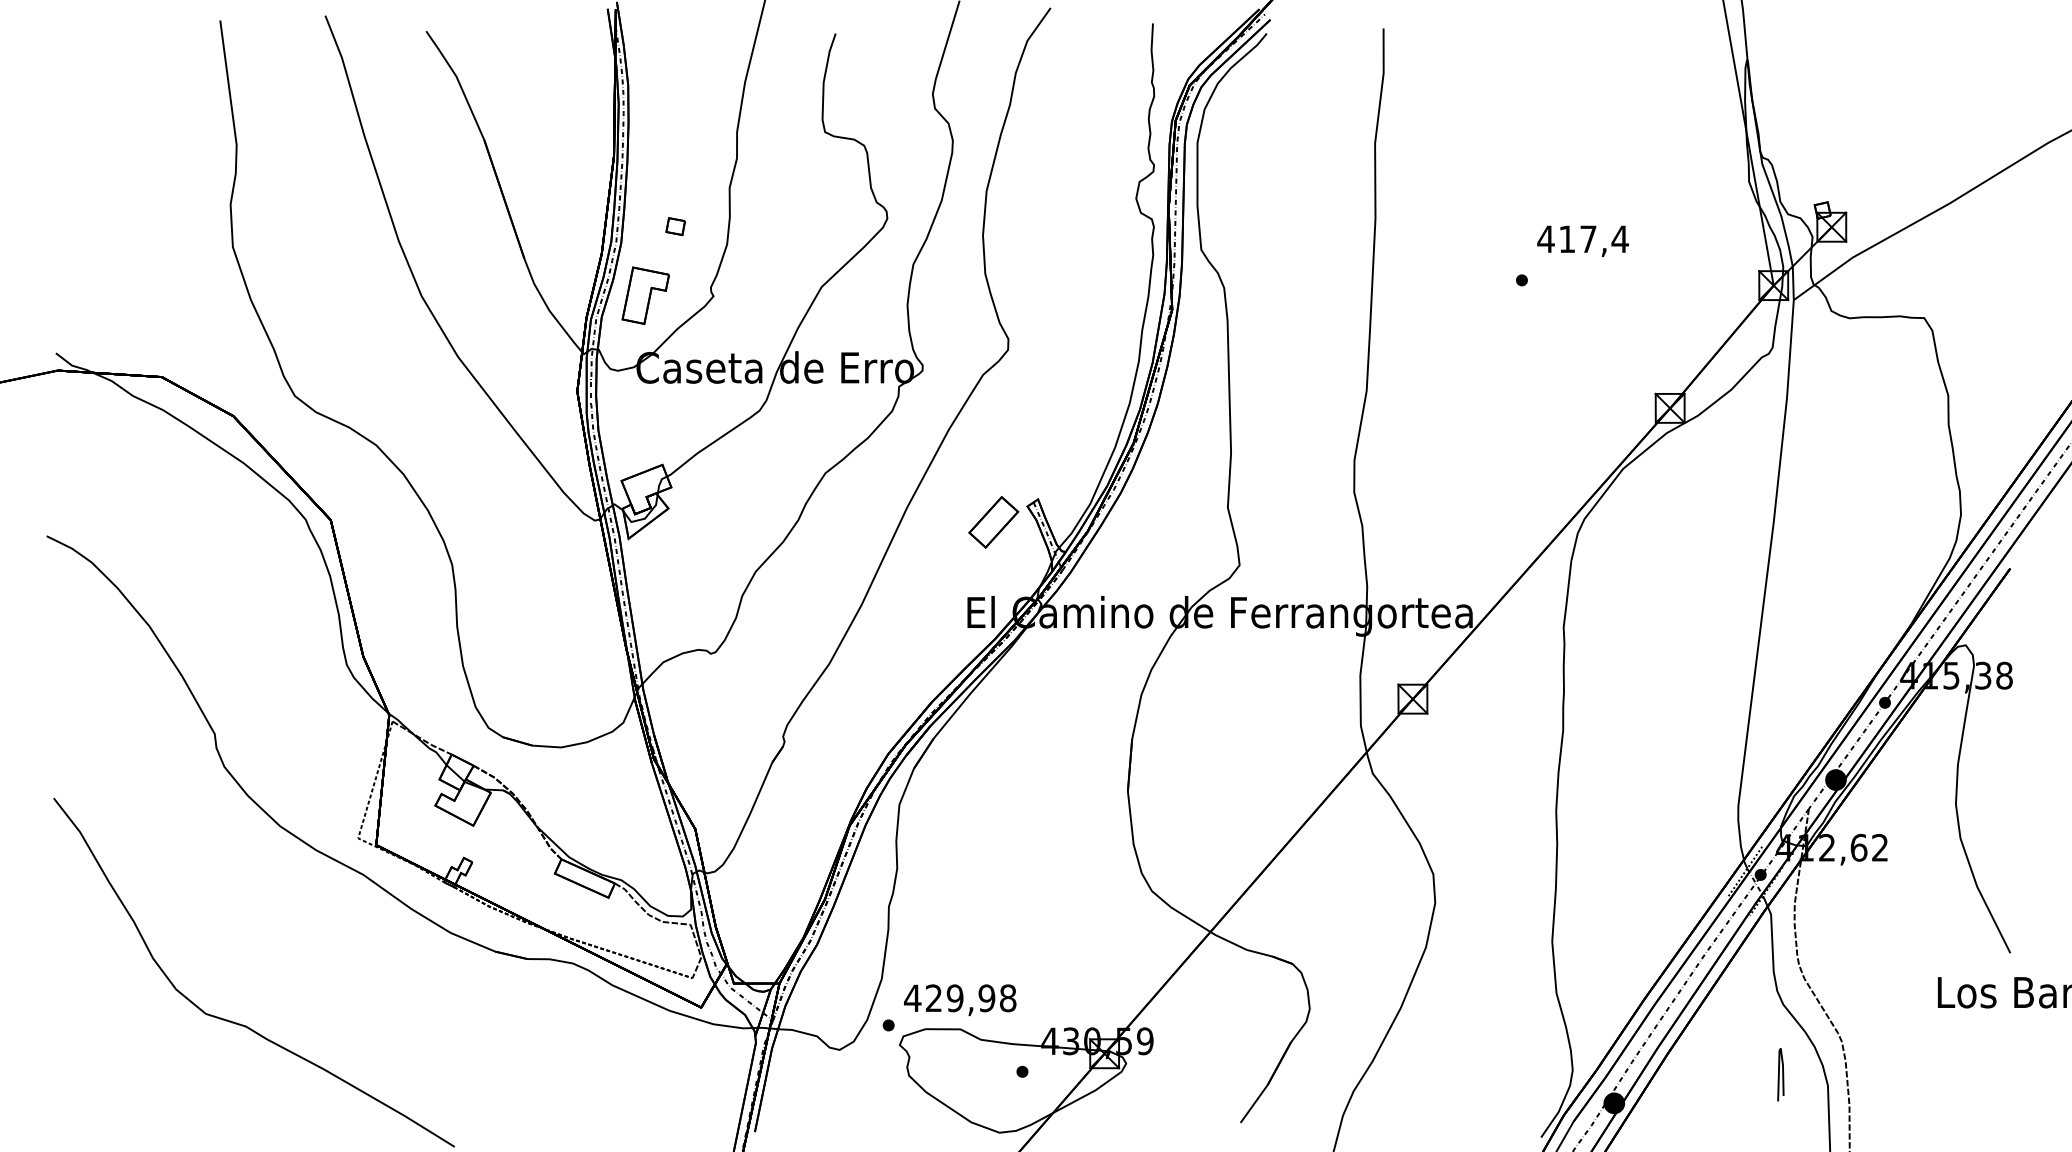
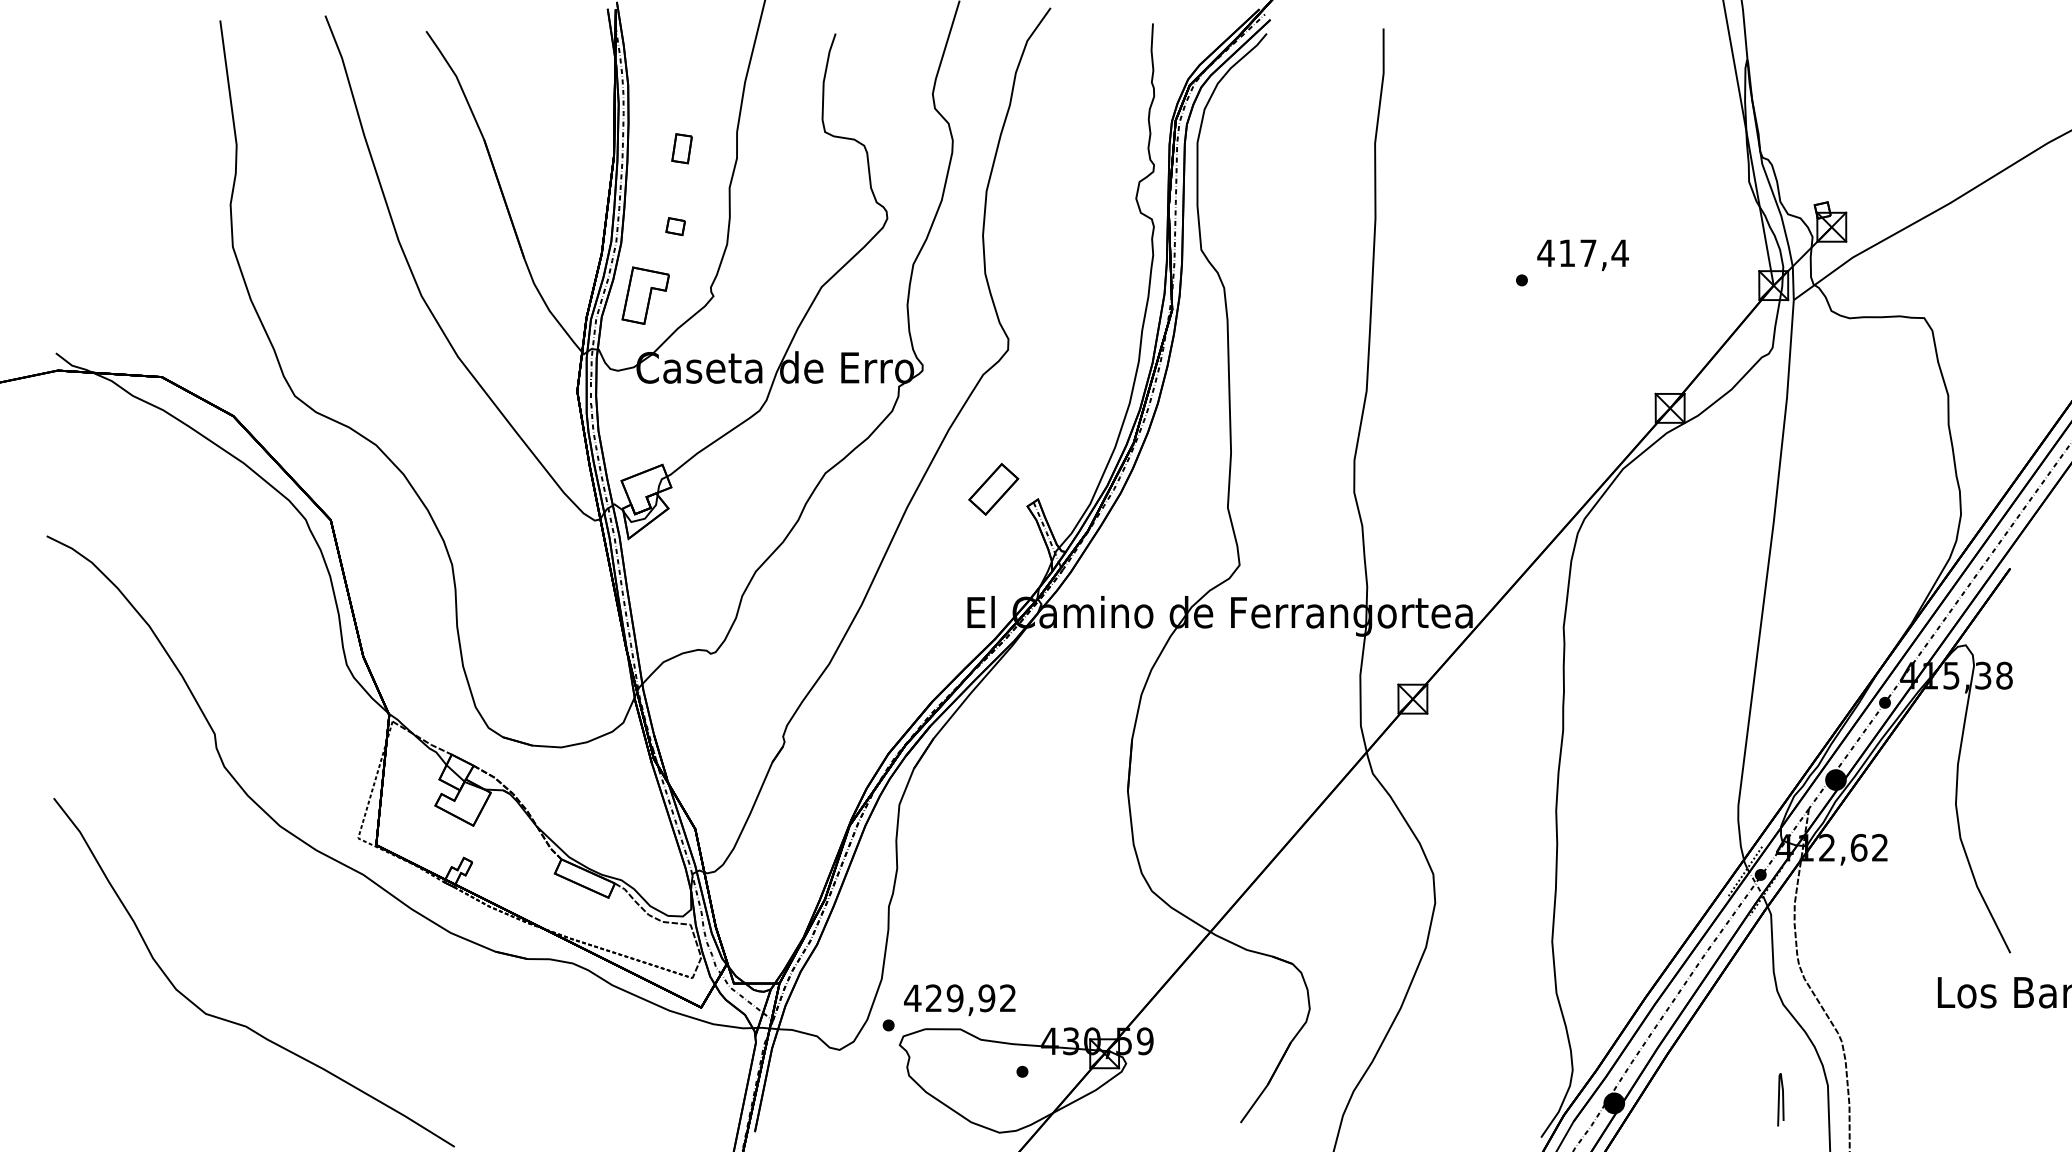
part: none -> present (681, 148)
text position: (1582, 240) -> (1582, 254) (1582, 254)
part position: (993, 522) -> (993, 489) (993, 489)
text: 429,98 -> 429,92 (1008, 998)
line position: (1779, 1074) -> (1779, 1099) (1779, 1099)
